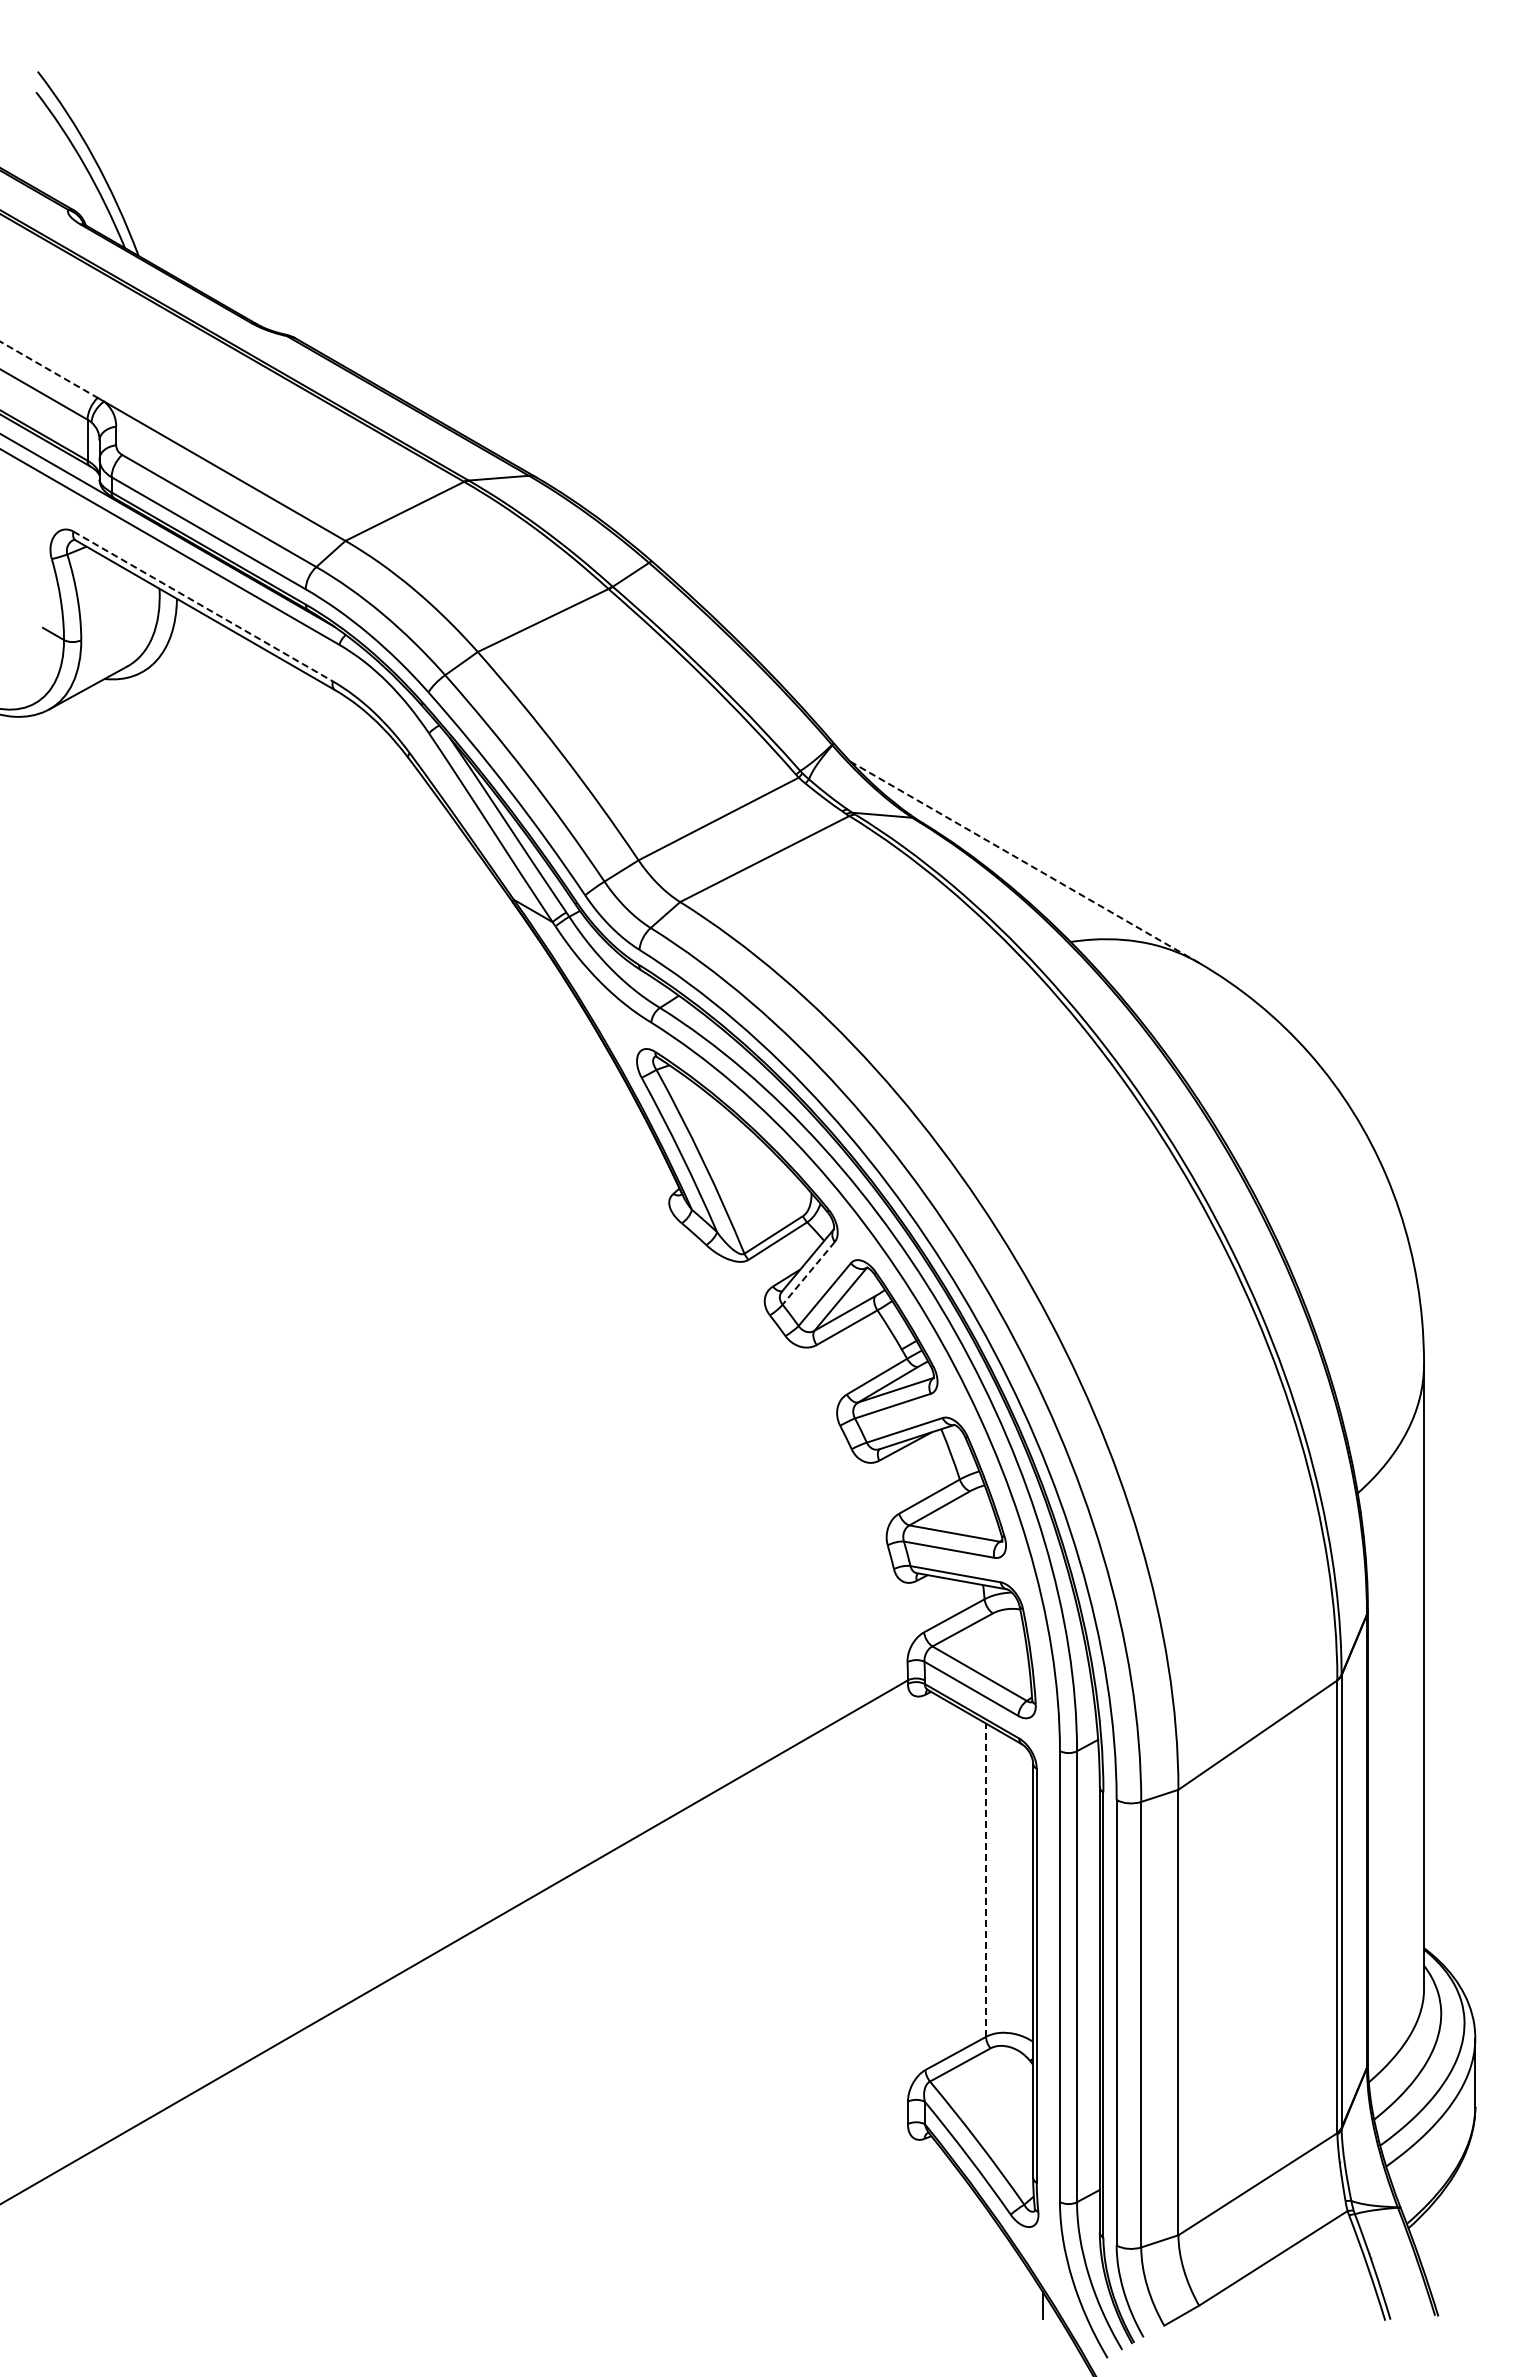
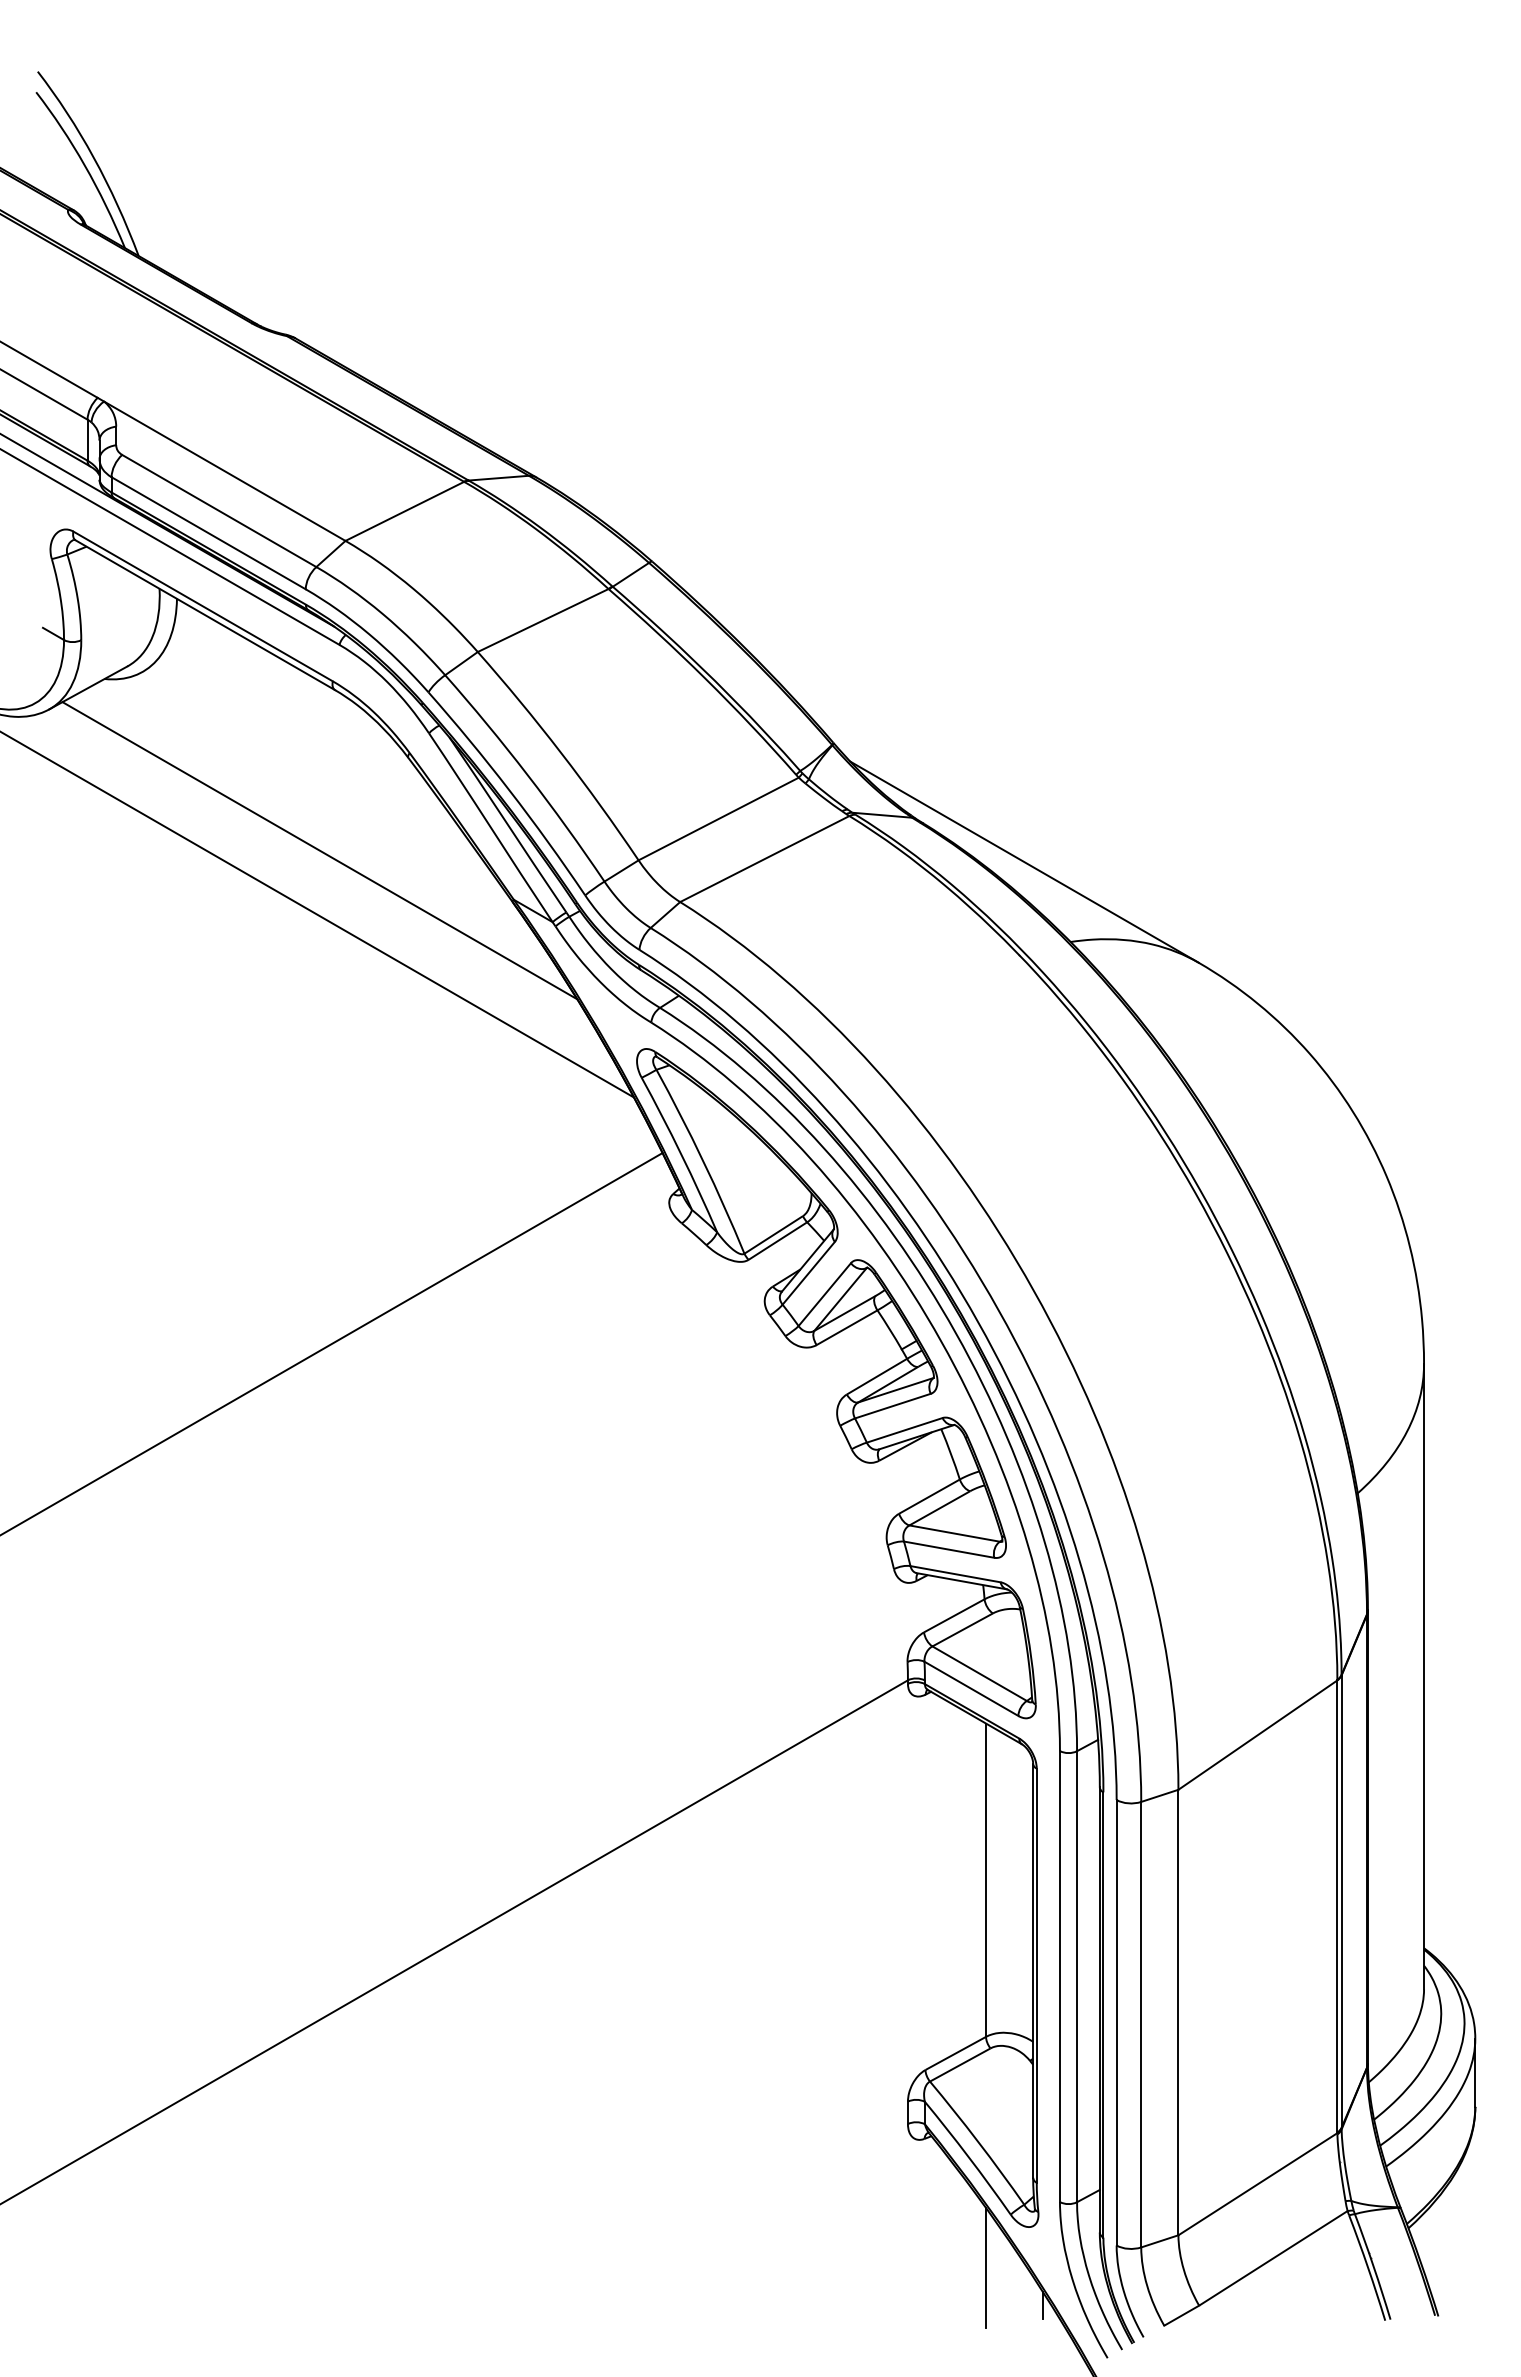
line: dashed -> solid (49, 369)
line: dashed -> solid (203, 606)
line: none -> present (319, 850)
line: dashed -> solid (1024, 862)
line: none -> present (318, 914)
line: dashed -> solid (808, 1273)
line: none -> present (332, 1343)
line: dashed -> solid (986, 1880)
line: none -> present (986, 2267)
